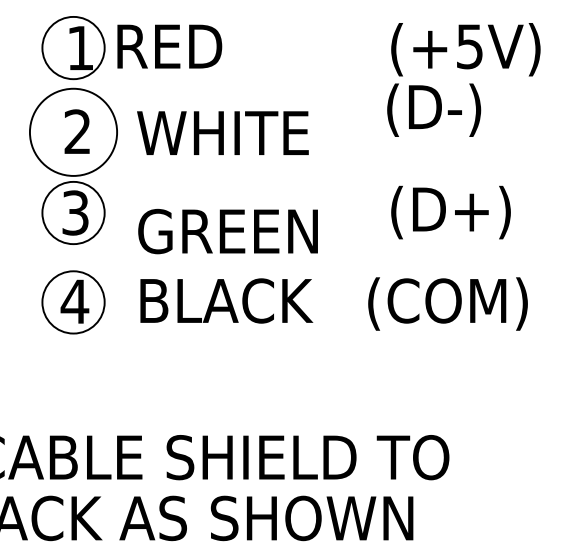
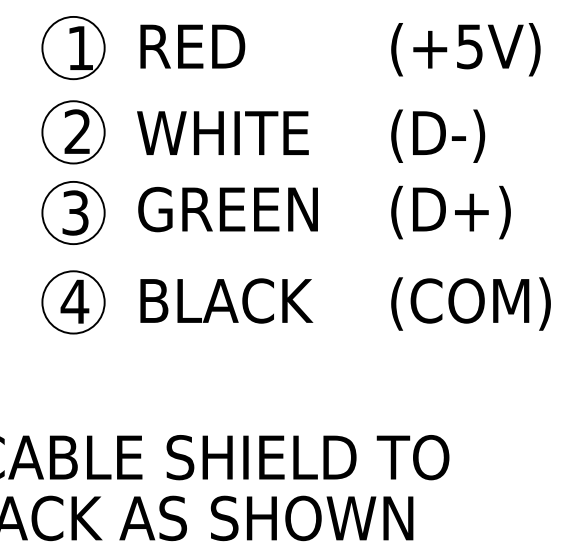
text position: (169, 46) -> (192, 46) (192, 46)
text position: (434, 109) -> (438, 135) (438, 135)
circle diameter: 87 px -> 62 px (73, 132)
text position: (227, 231) -> (227, 209) (227, 209)
text position: (447, 303) -> (470, 303) (470, 303)
